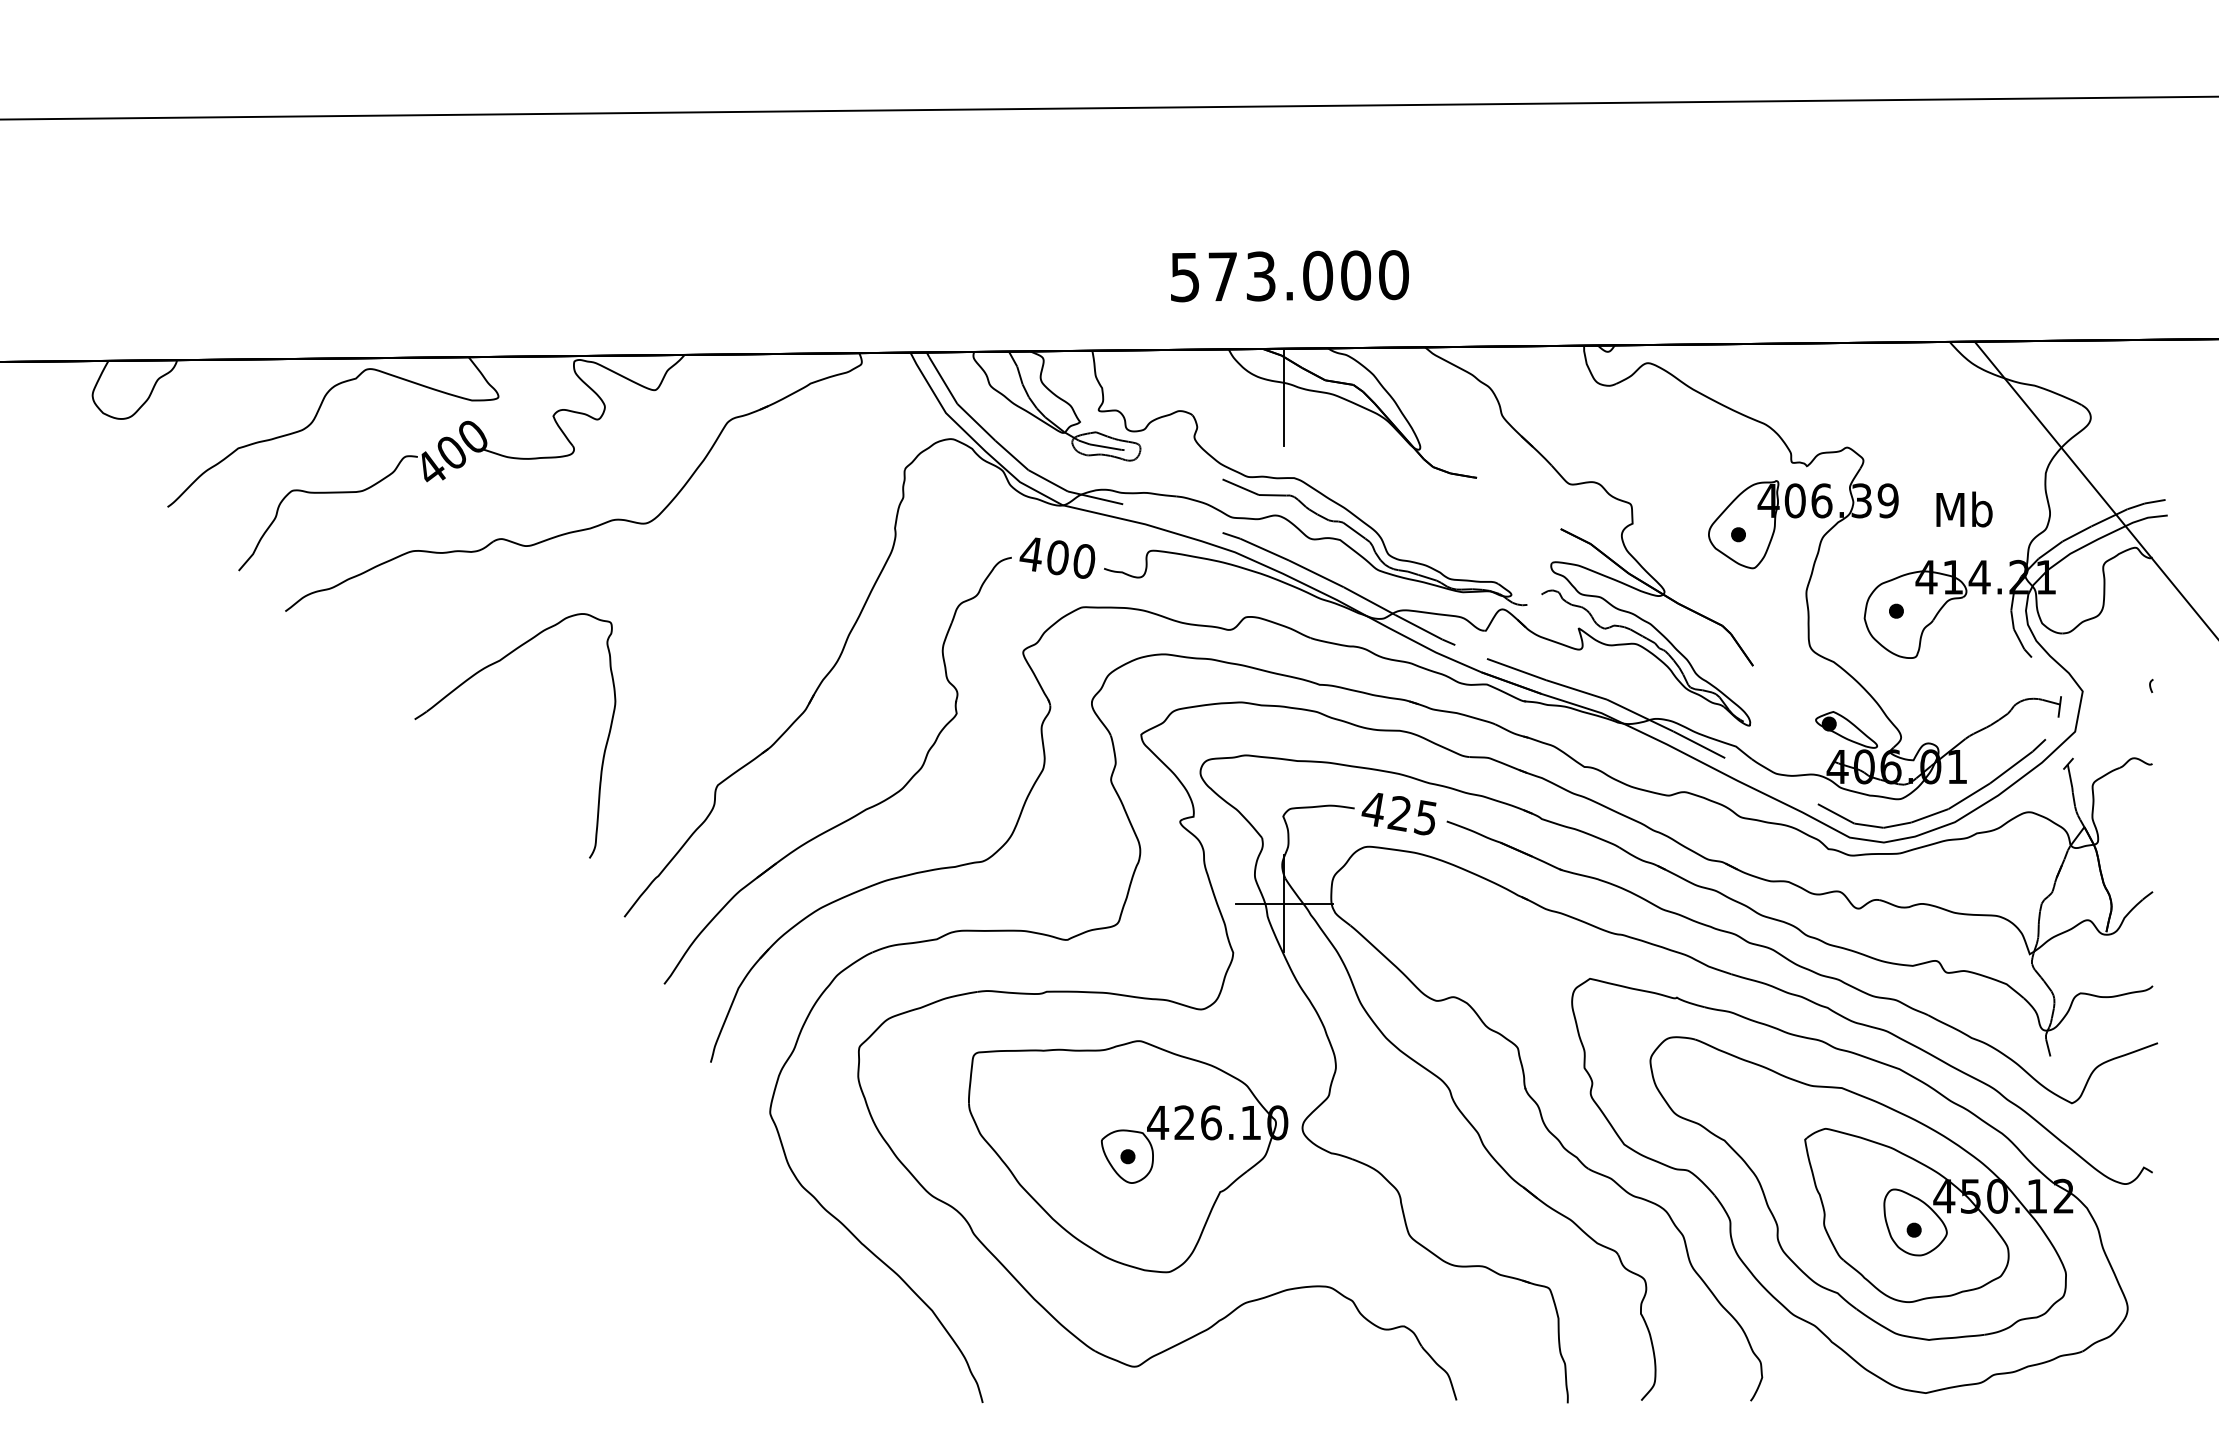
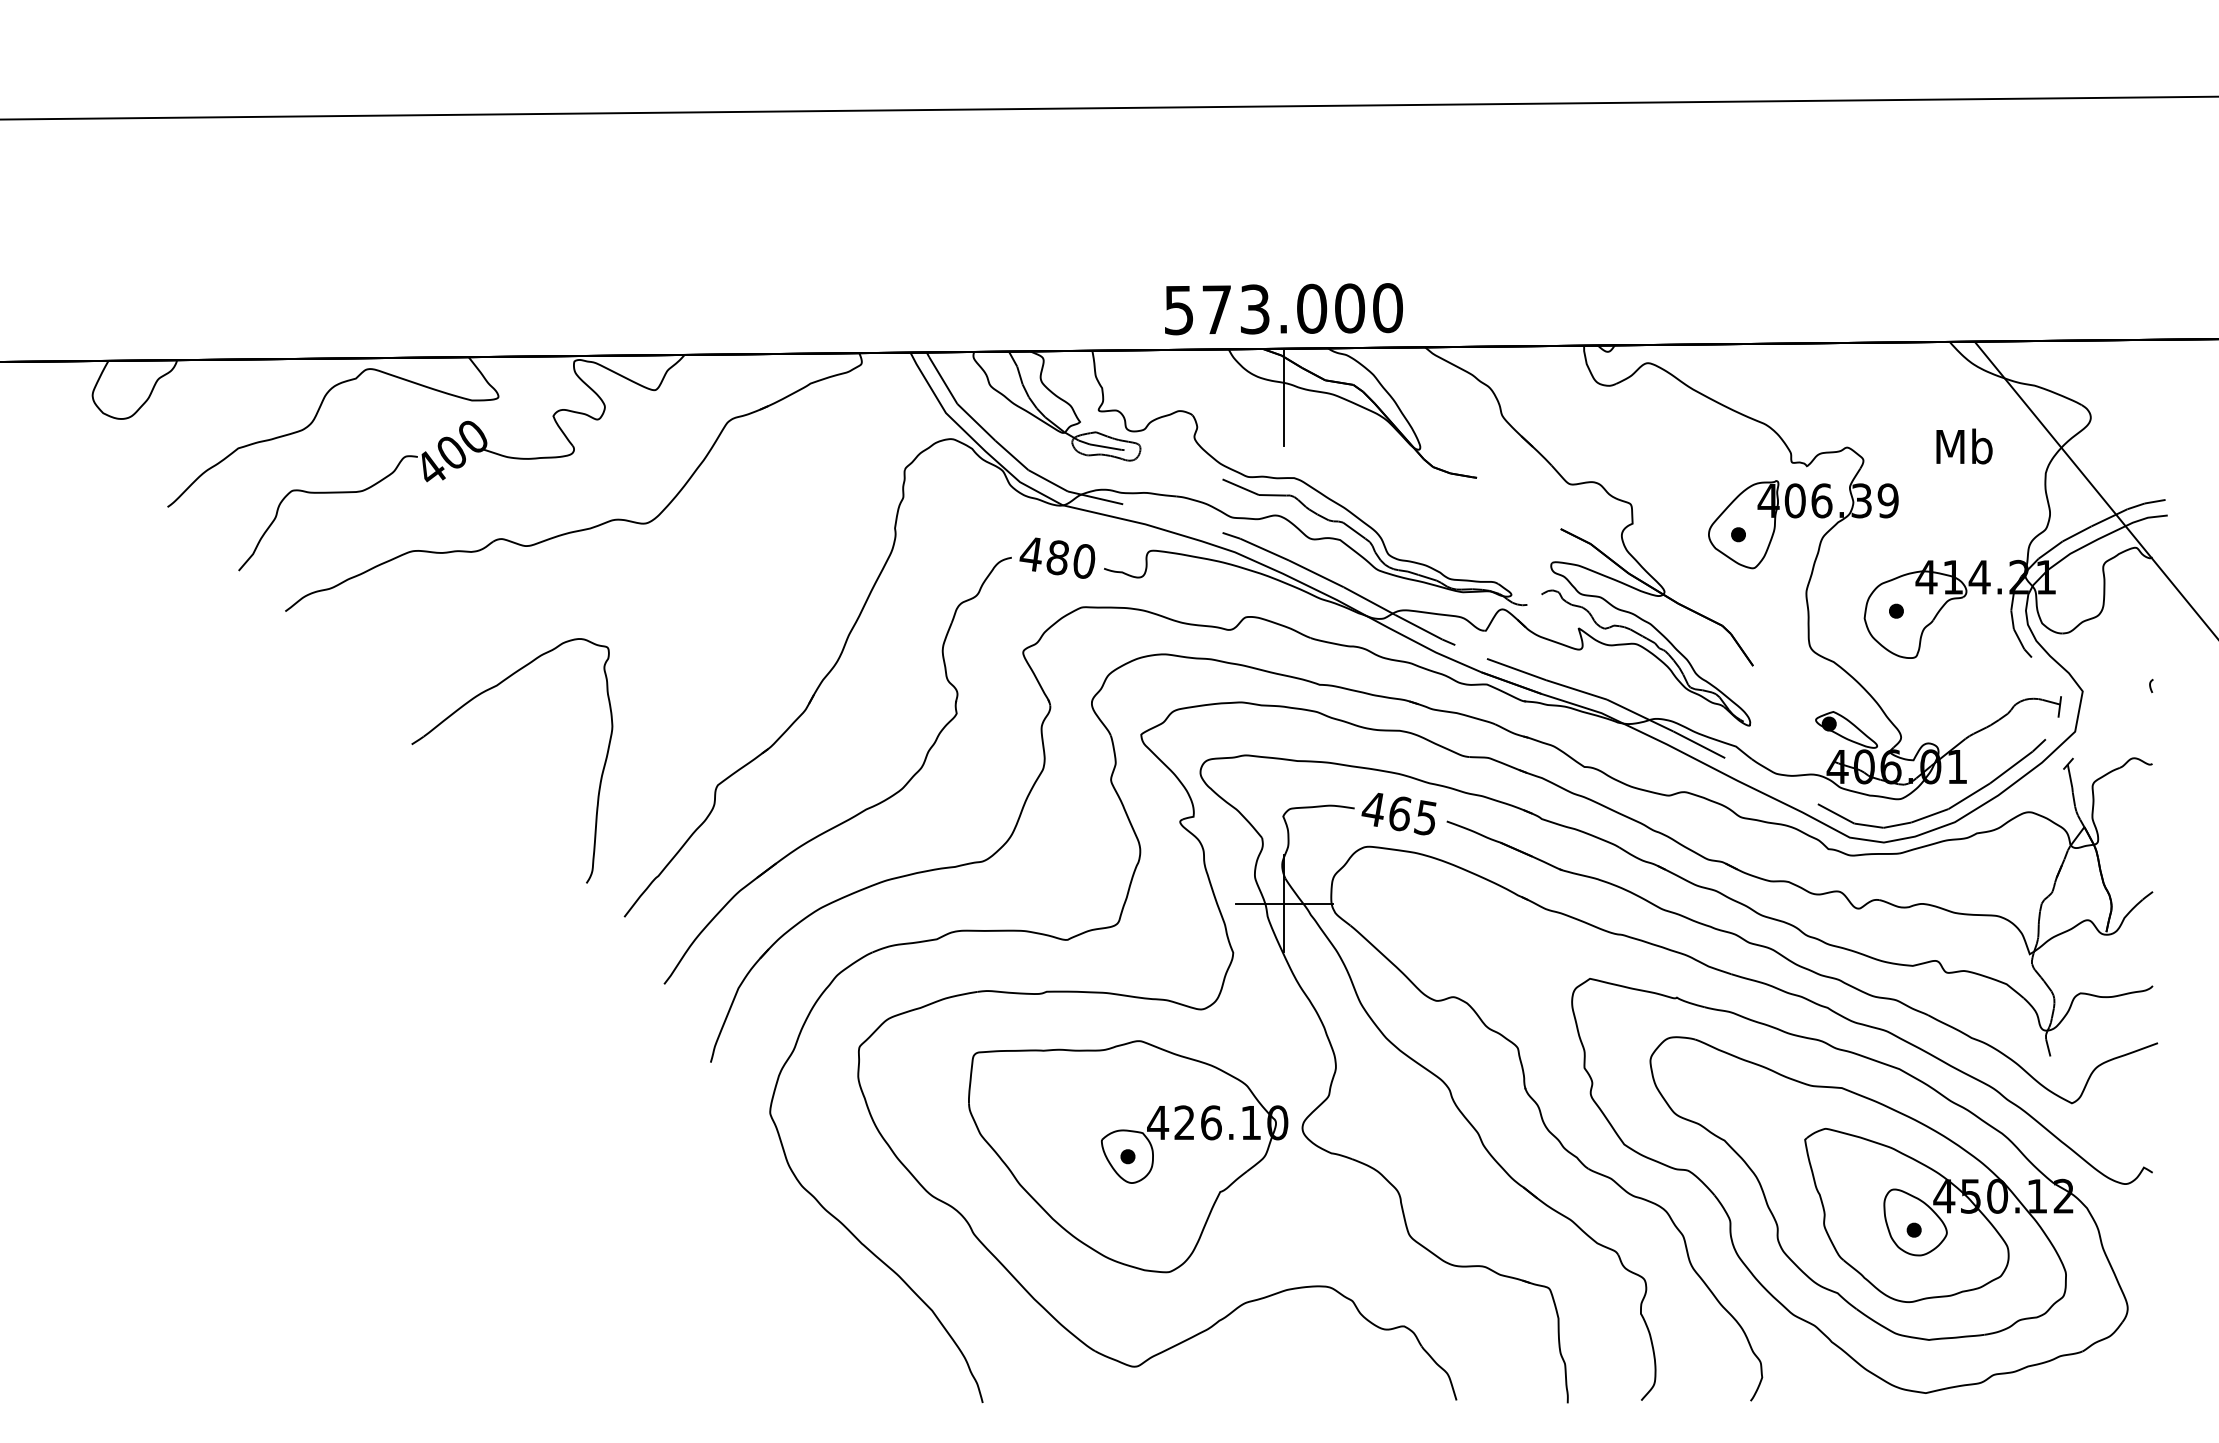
text position: (1289, 276) -> (1283, 309) (1283, 309)
text position: (1964, 509) -> (1964, 446) (1964, 446)
text: 400 -> 480 (1057, 557)
part position: (471, 678) -> (468, 703) (468, 703)
text: 425 -> 465 (1399, 813)
